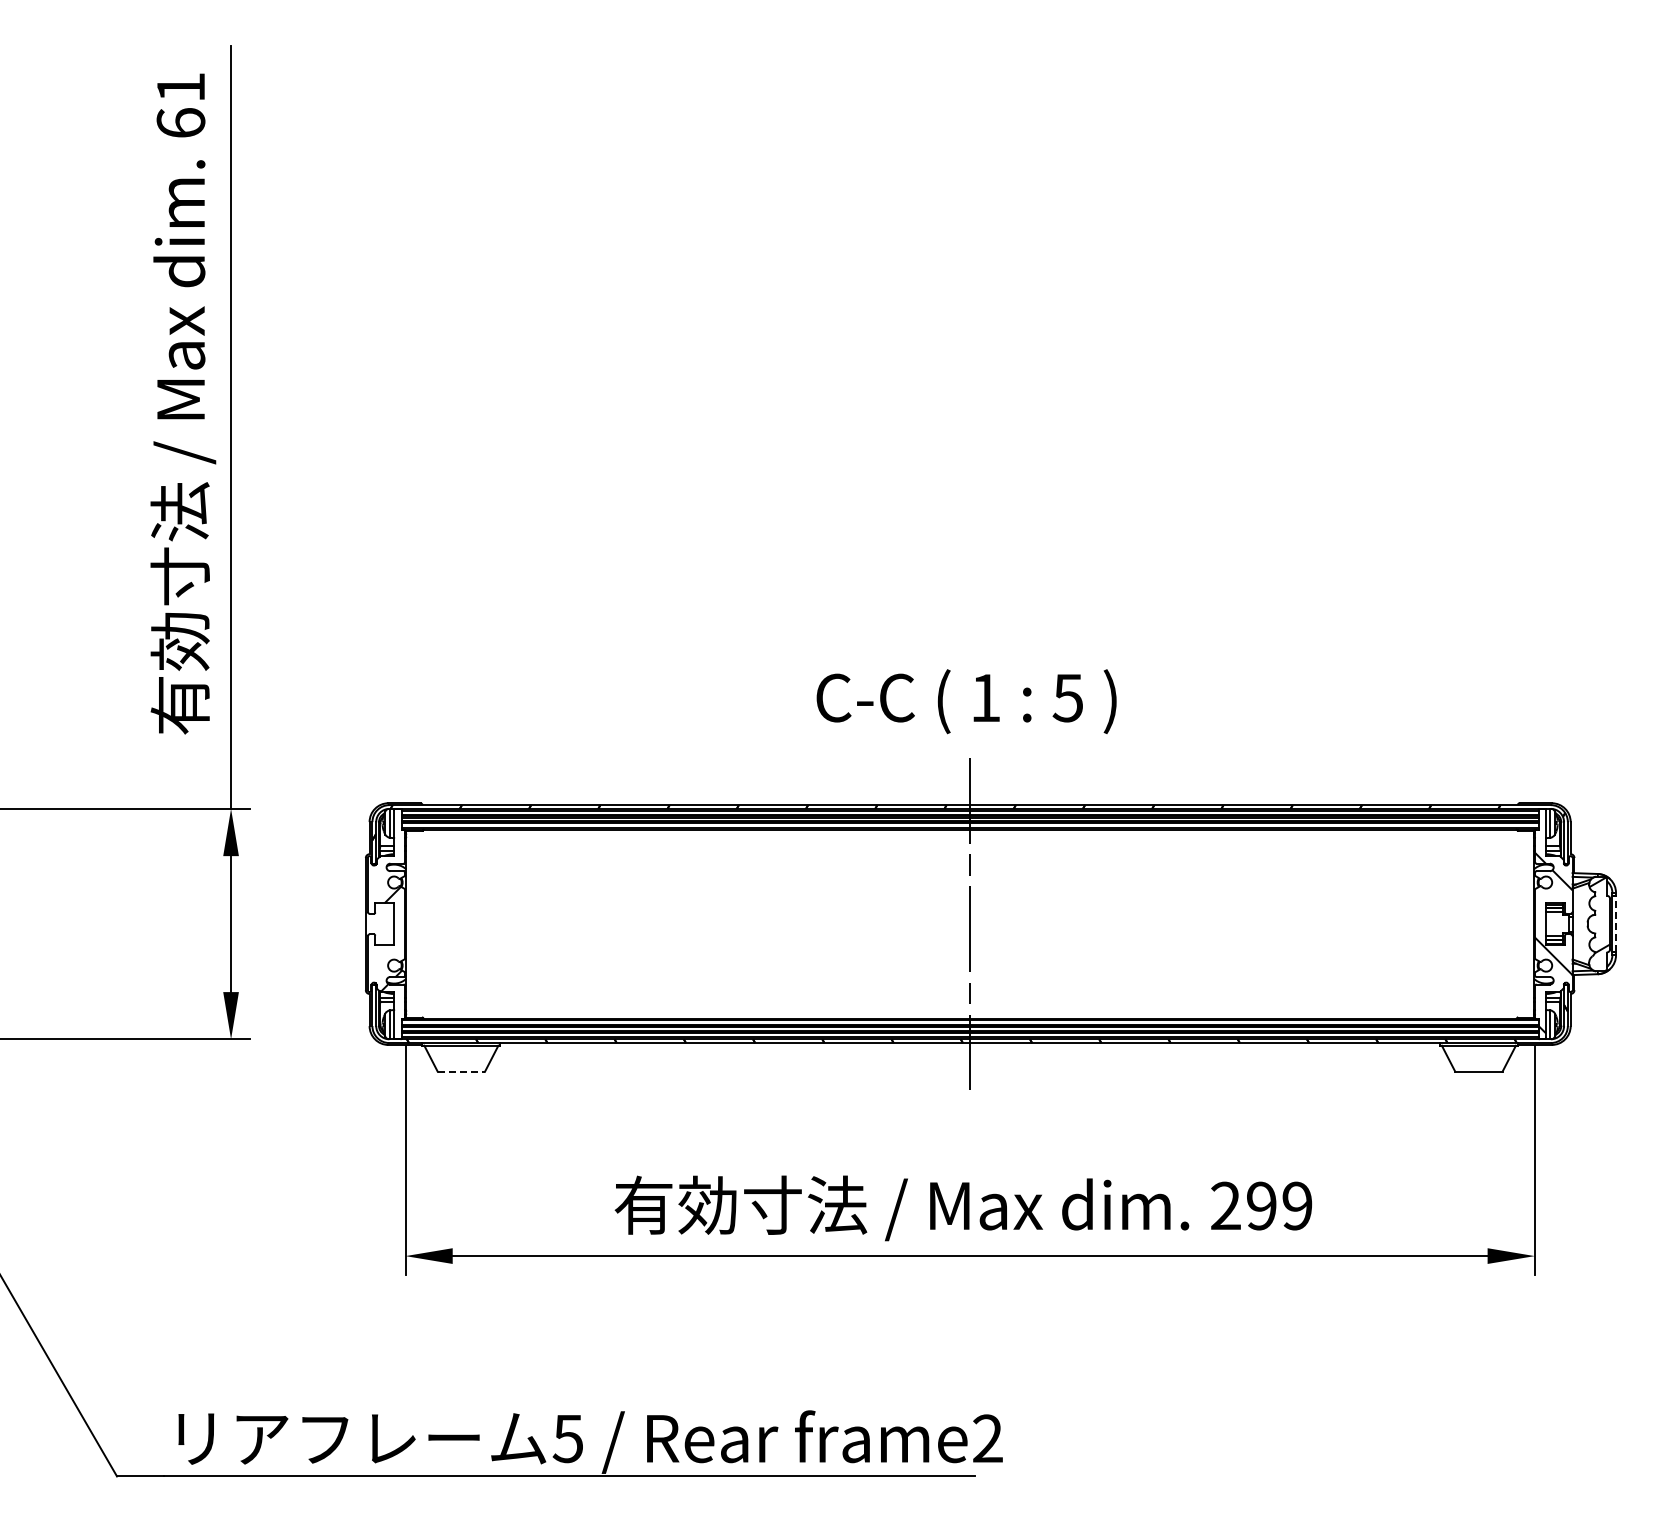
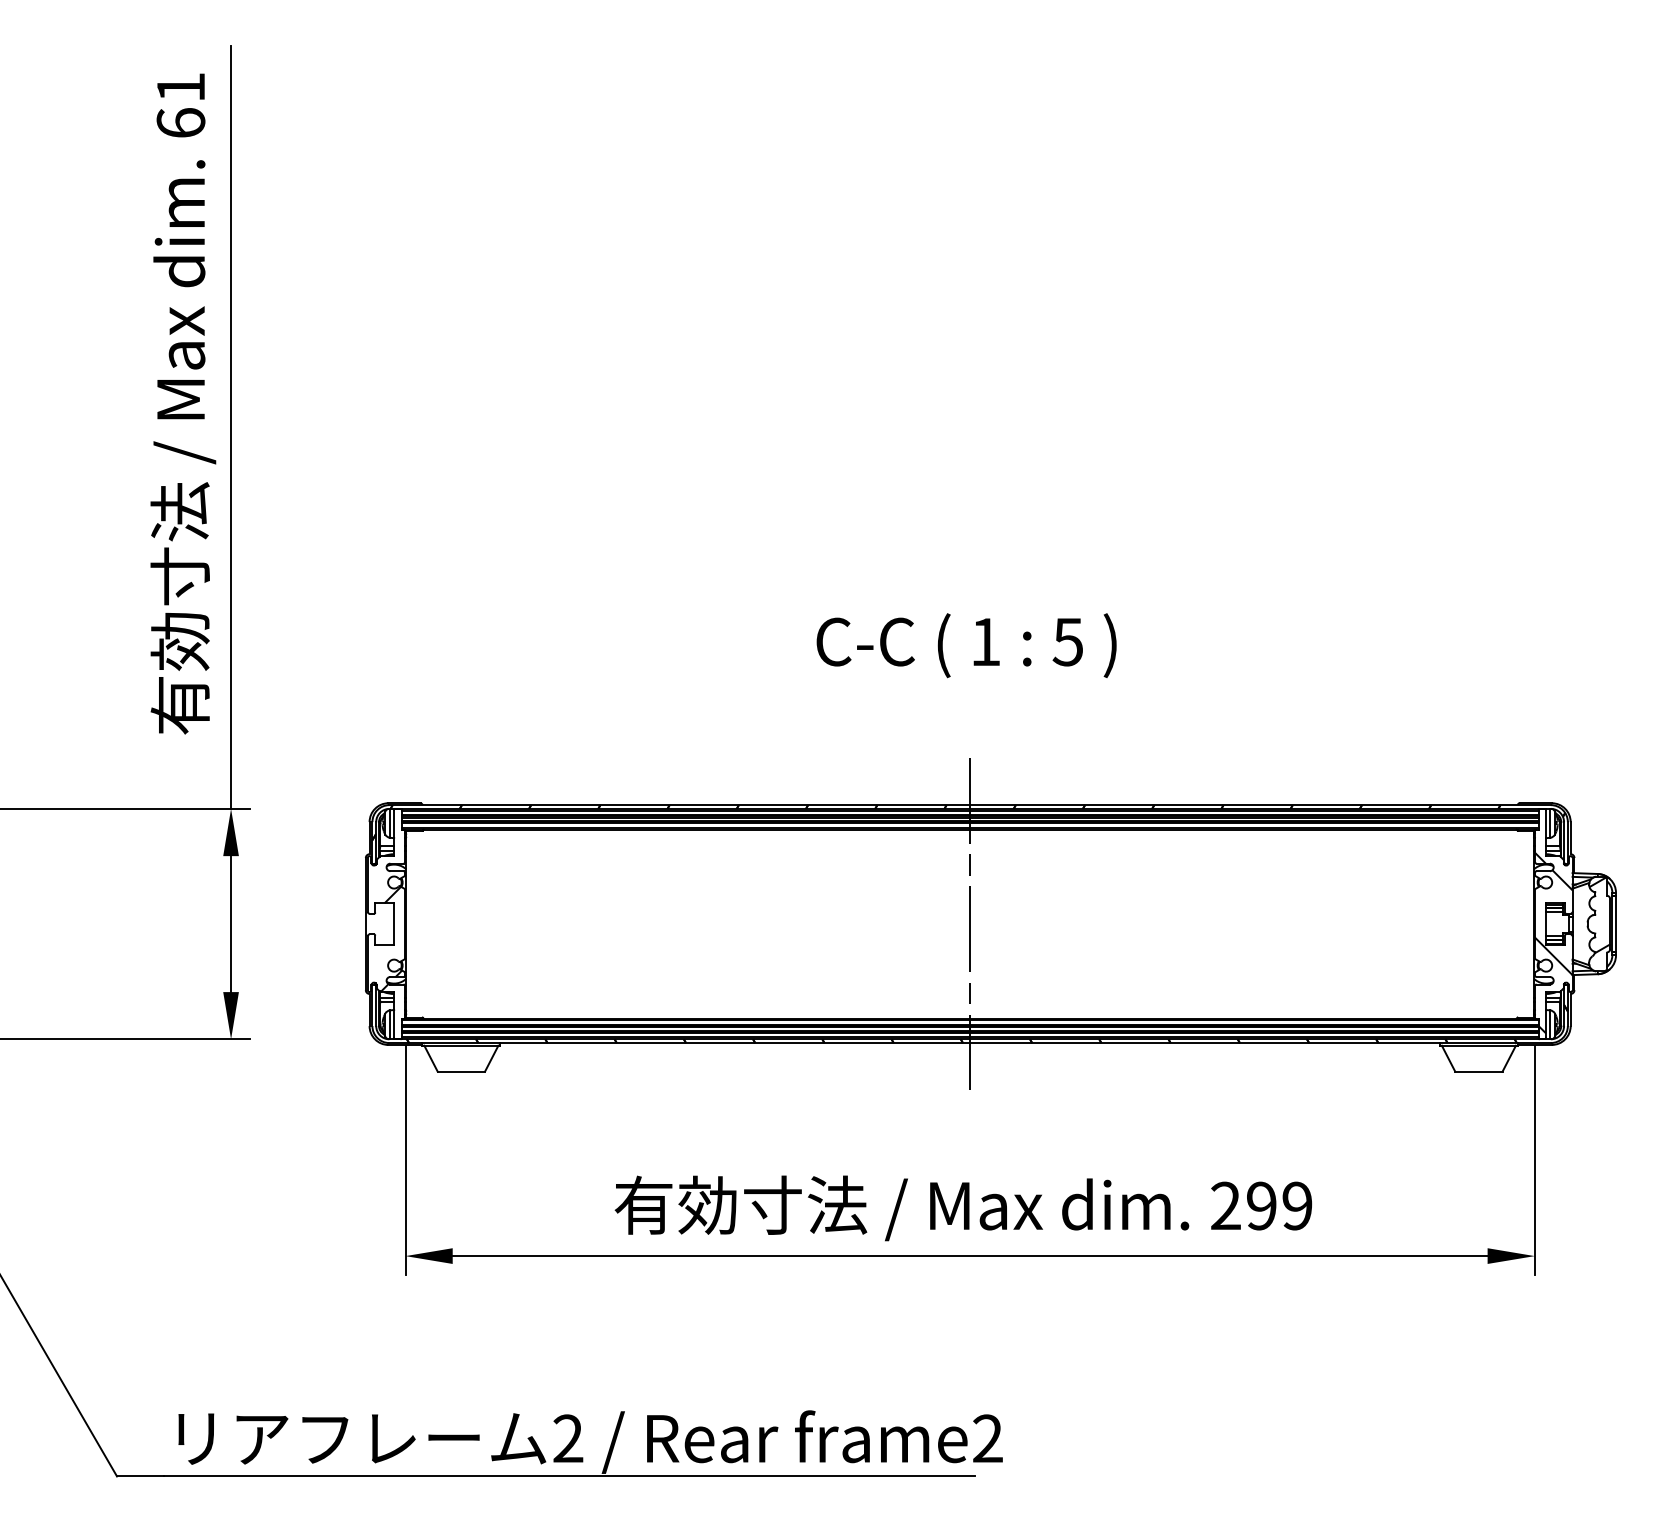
text position: (966, 701) -> (966, 645) (966, 645)
line: dashed -> solid (1616, 924)
line: dashed -> solid (461, 1071)
text: 5 -> 2 (567, 1438)
